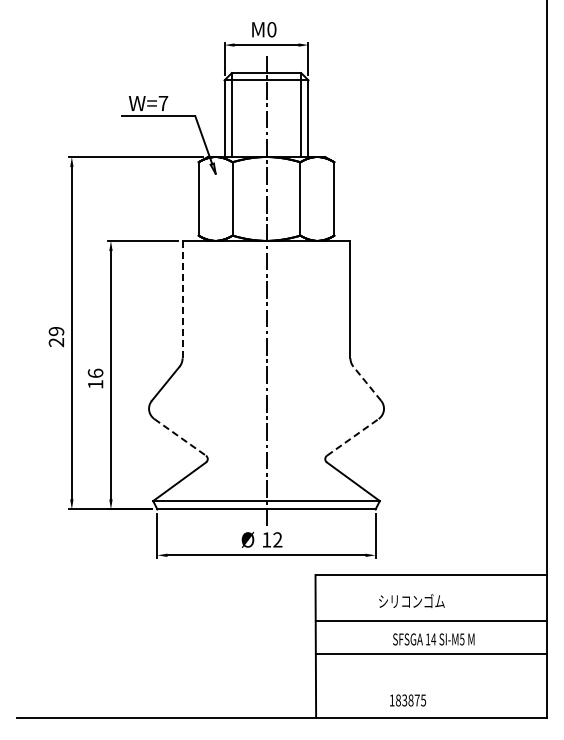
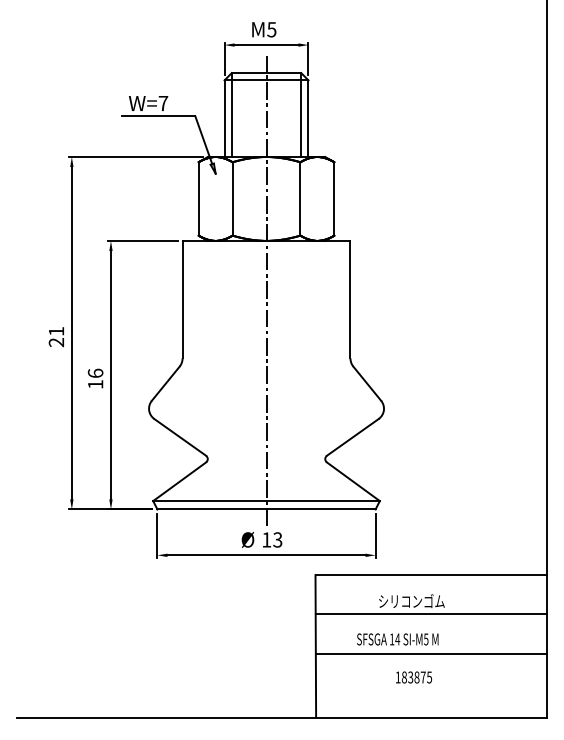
text: M0 -> M5 (271, 29)
line: dashed -> solid (182, 299)
text: 29 -> 21 (56, 331)
line: dashed -> solid (367, 383)
line: dashed -> solid (180, 437)
line: dashed -> solid (352, 437)
text: 12 -> 13 (277, 539)
line position: (431, 621) -> (431, 614) (431, 614)
text position: (433, 639) -> (397, 639) (397, 639)
text position: (408, 700) -> (414, 677) (414, 677)
